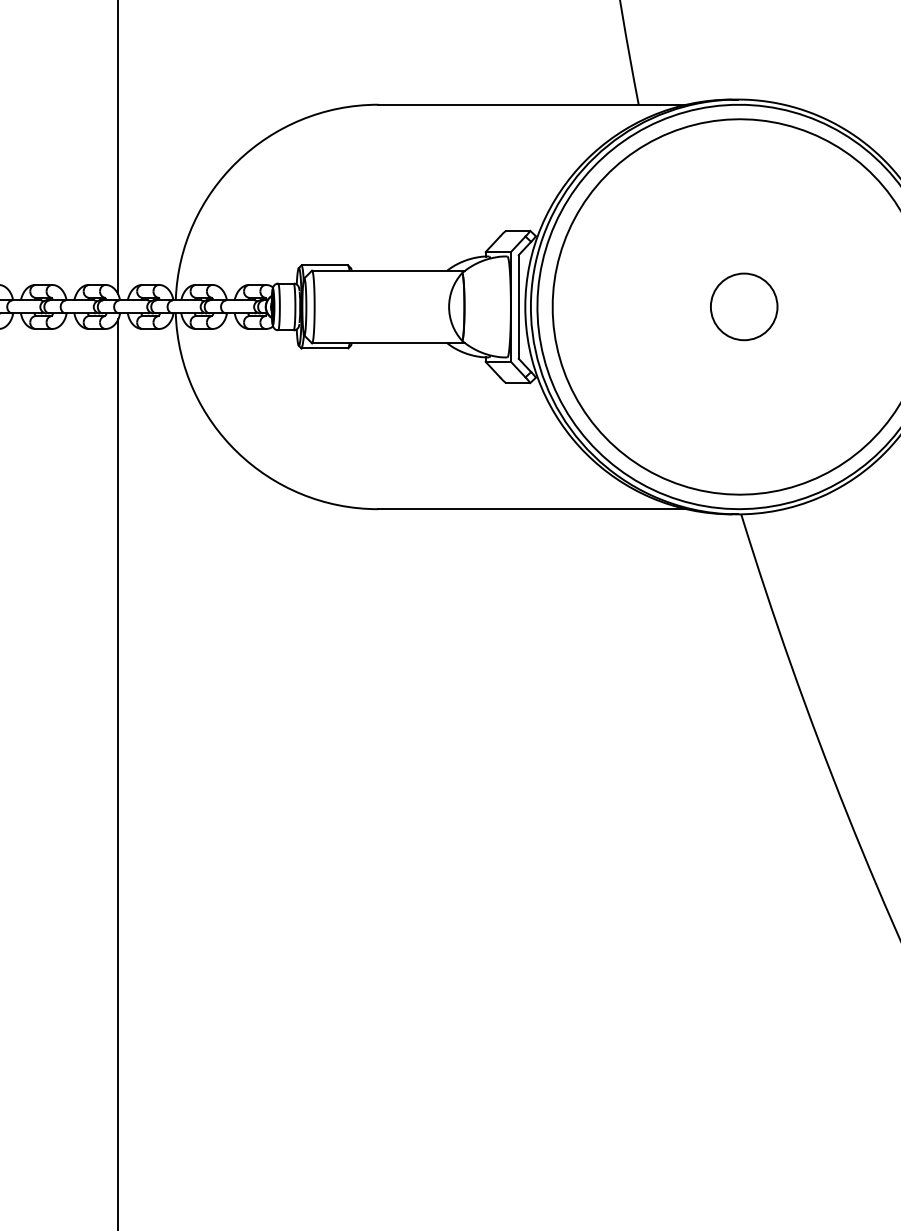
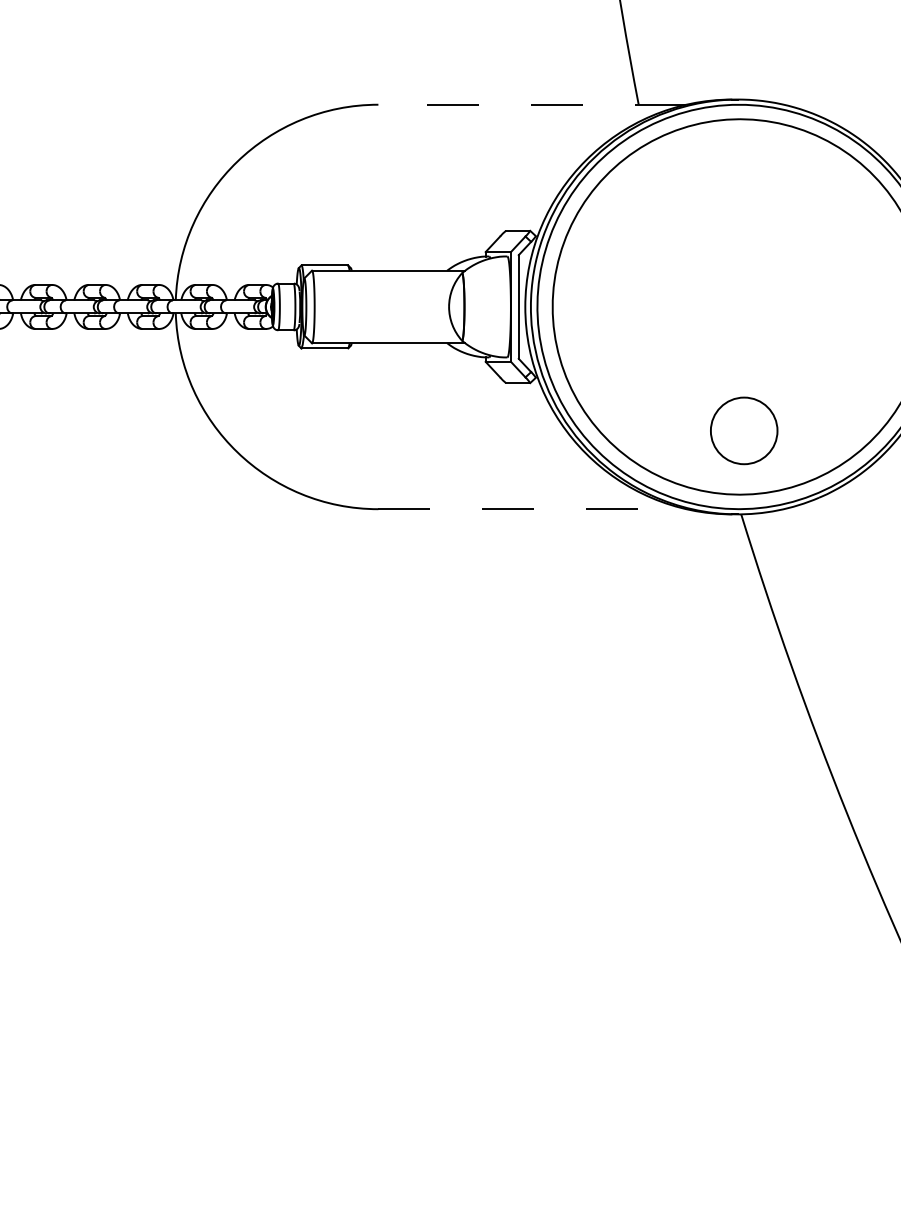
line: solid -> dashed (532, 104)
line: present -> none (118, 148)
circle position: (744, 306) -> (744, 430) (744, 430)
line: solid -> dashed (532, 509)
line: present -> none (118, 773)
